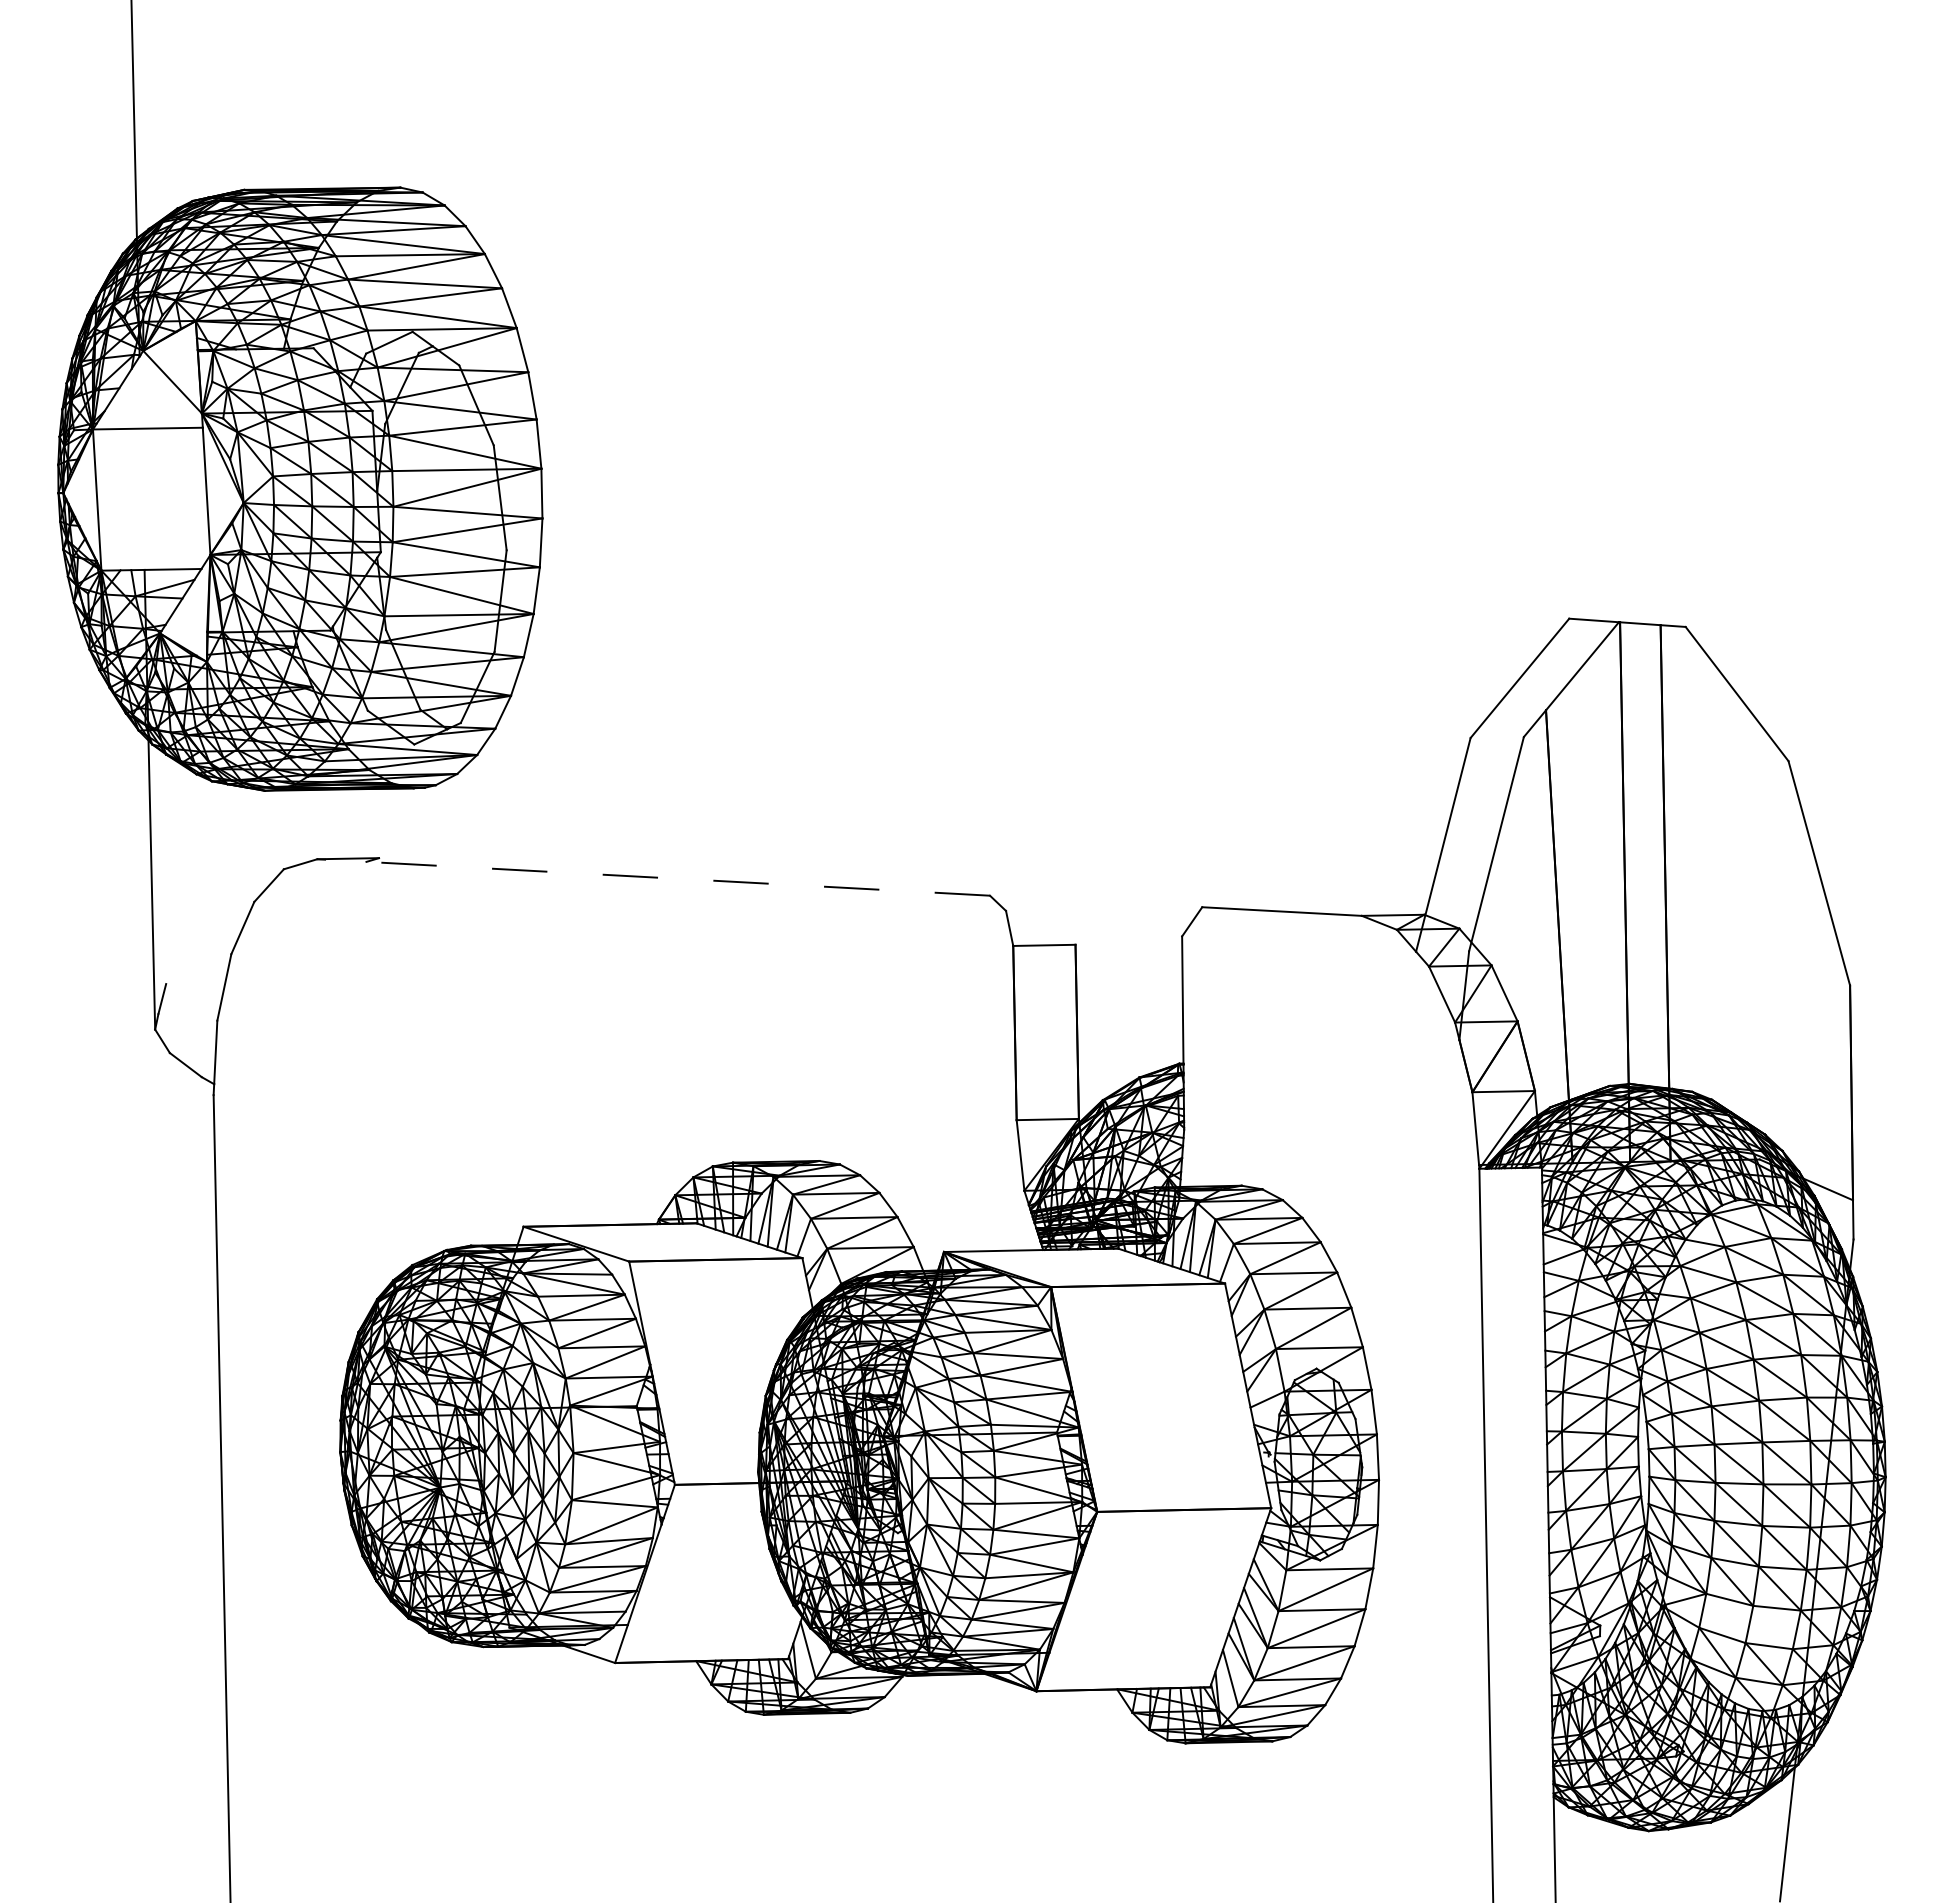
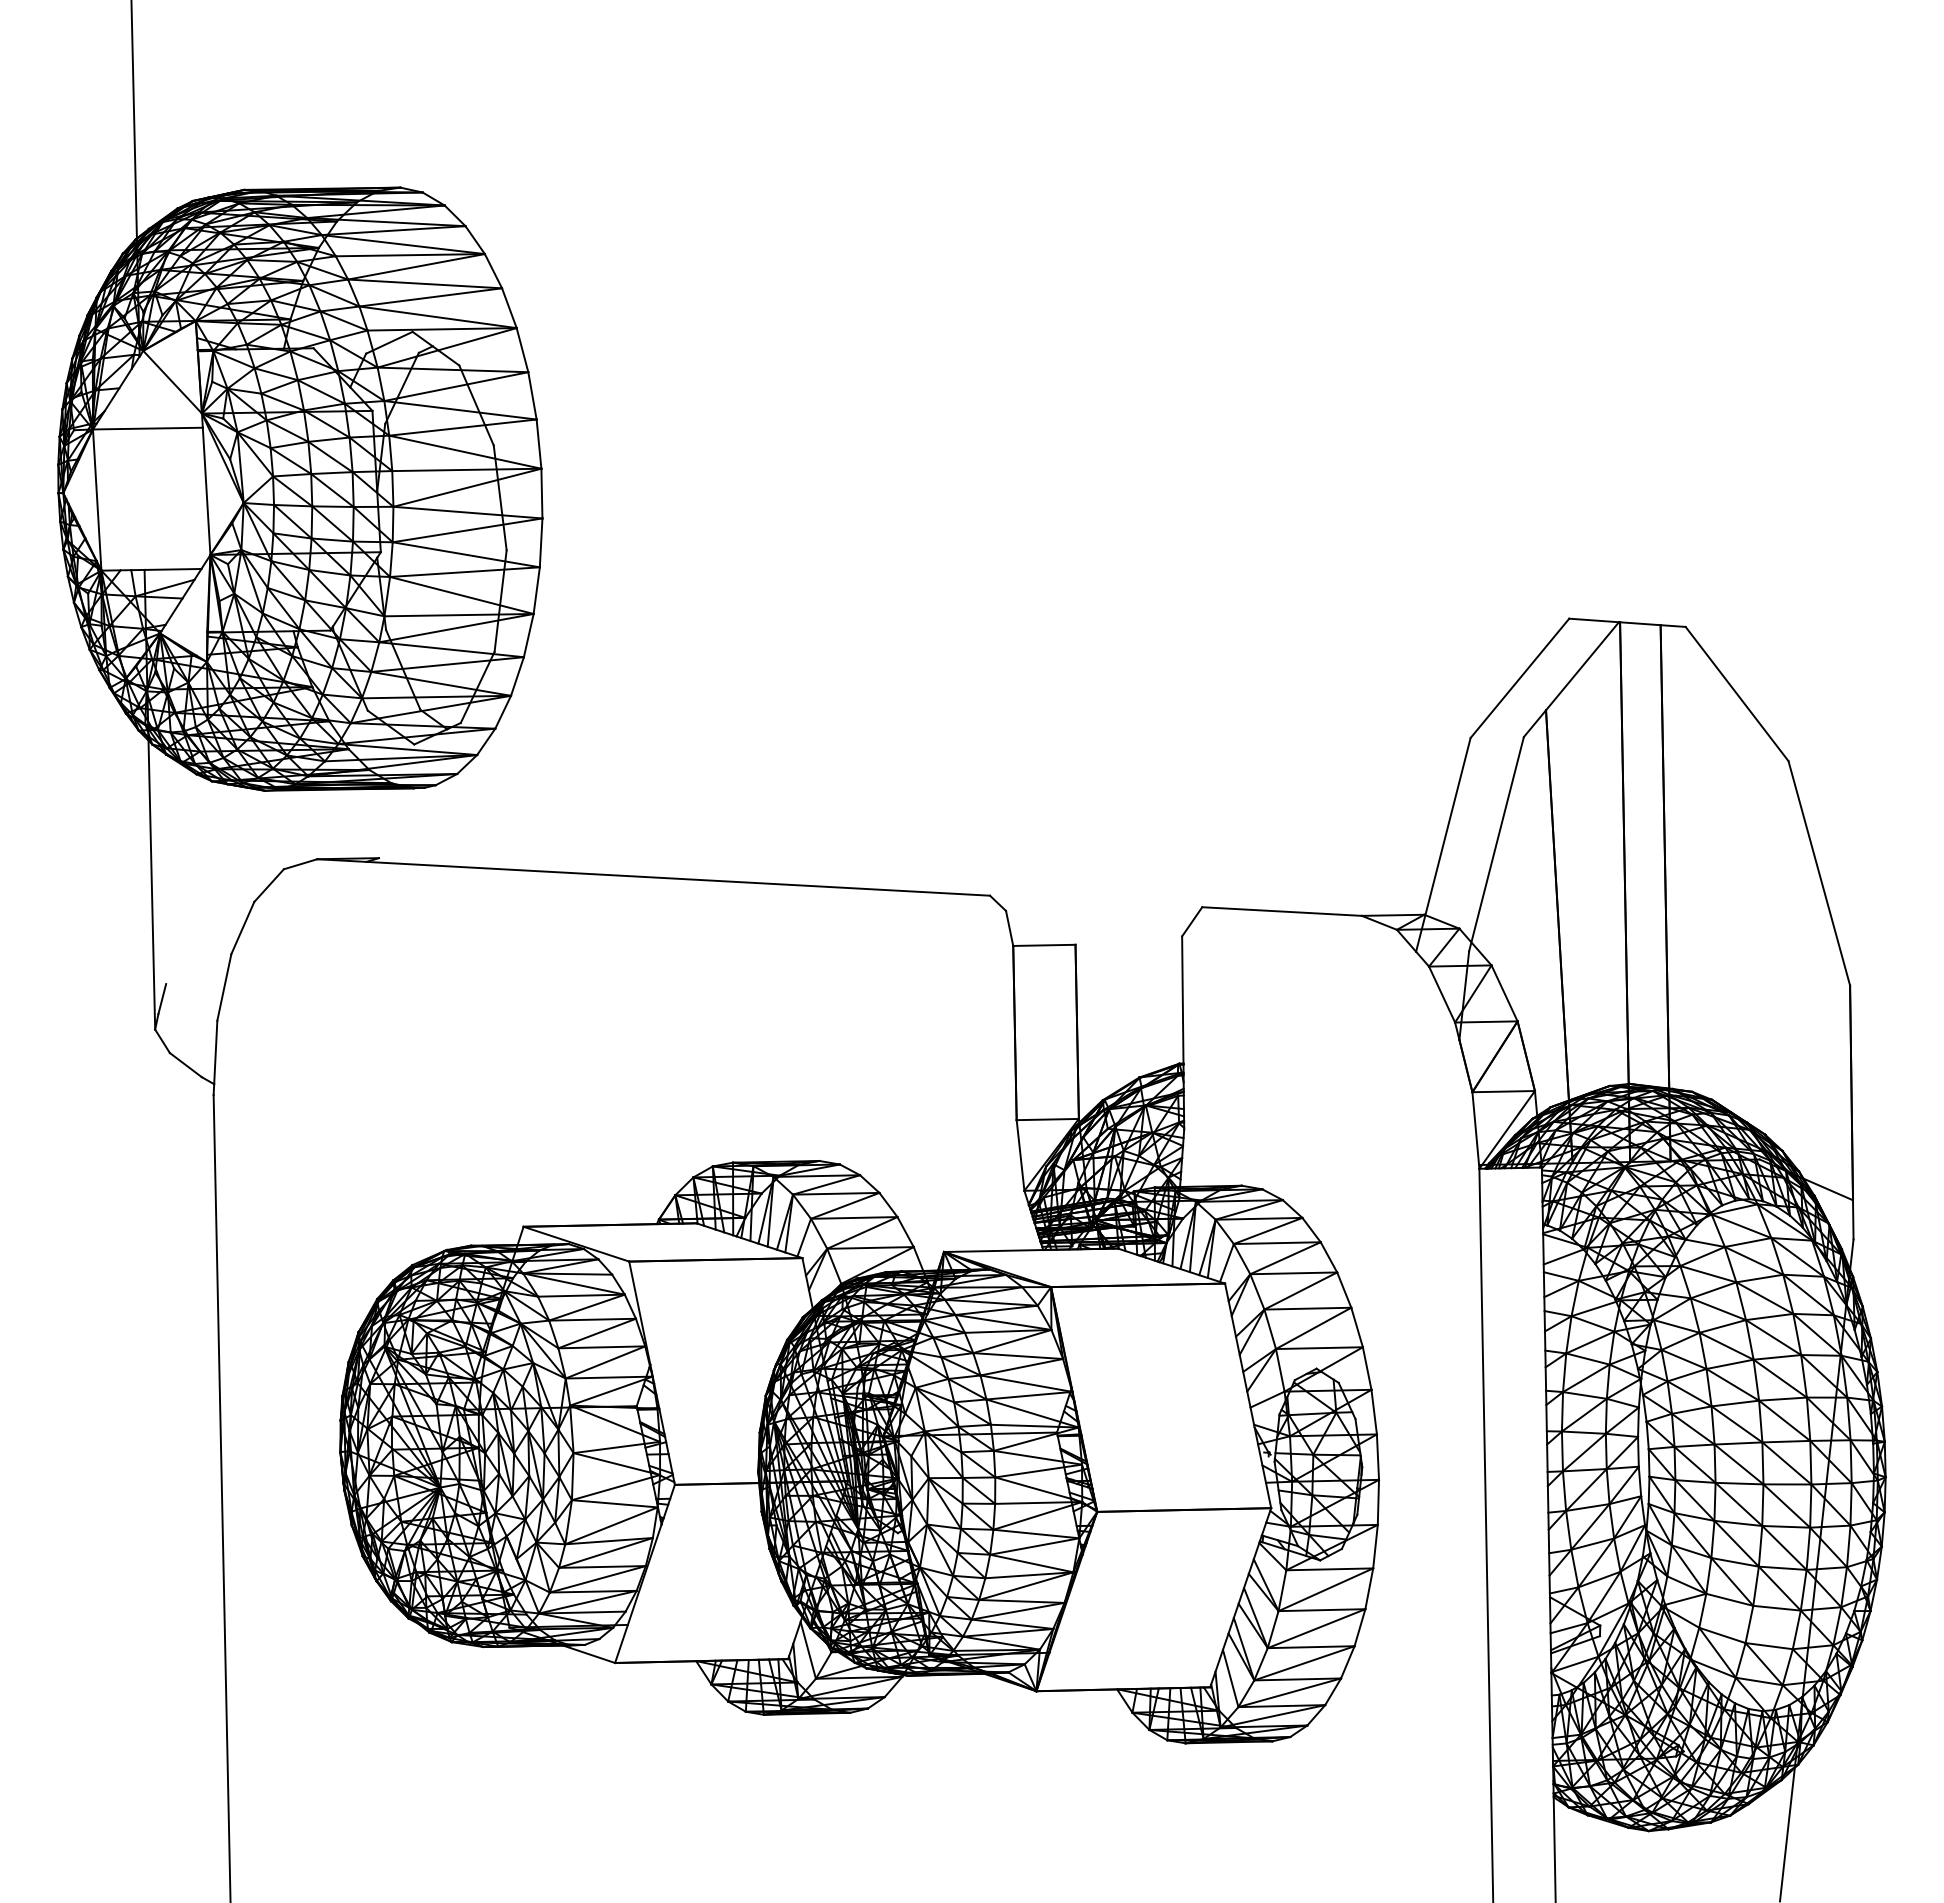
line: dashed -> solid (653, 877)
